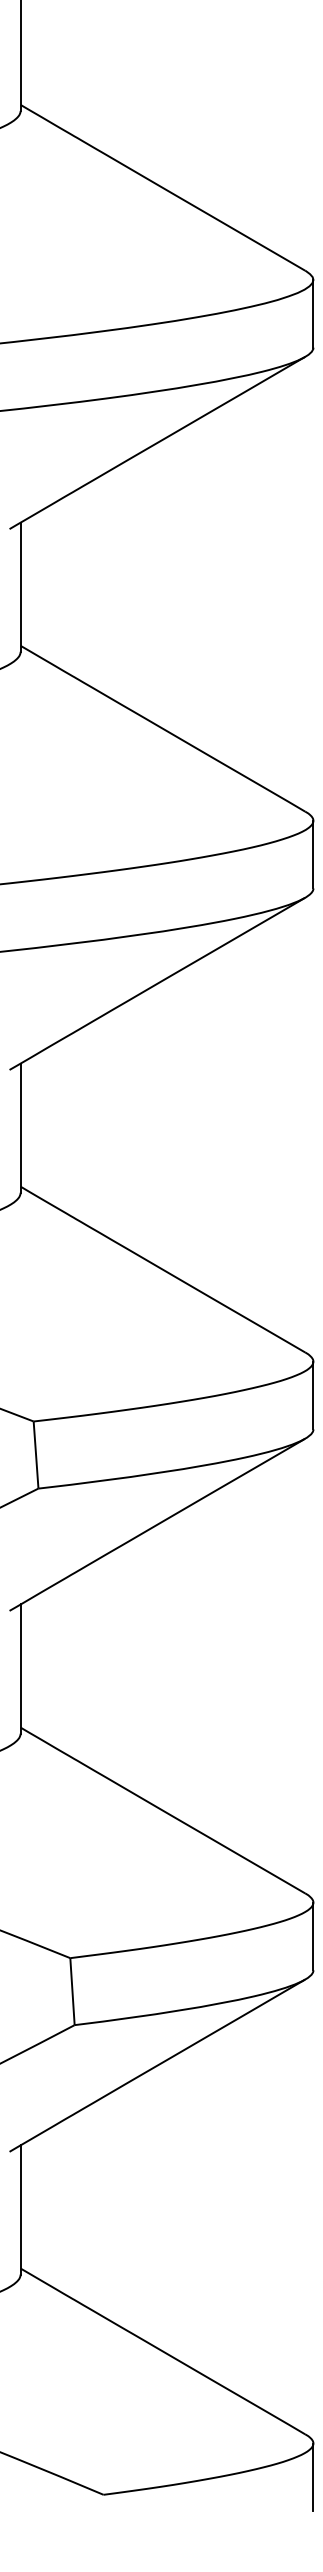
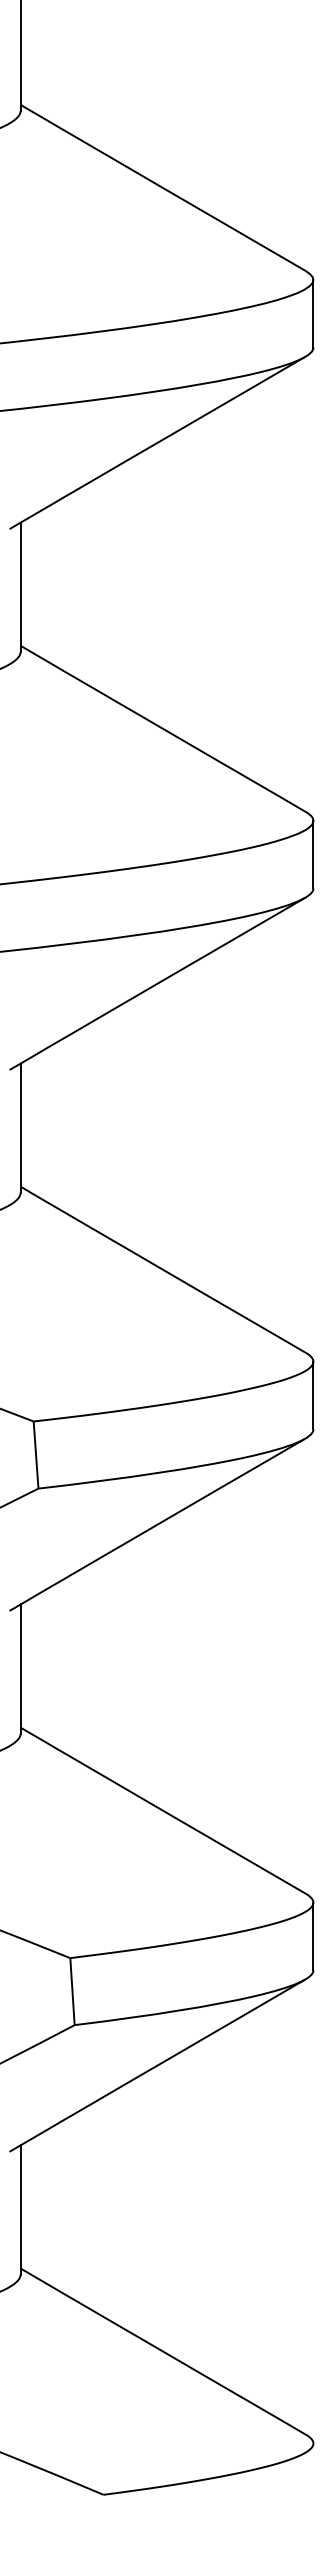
line: present -> none (313, 2477)
